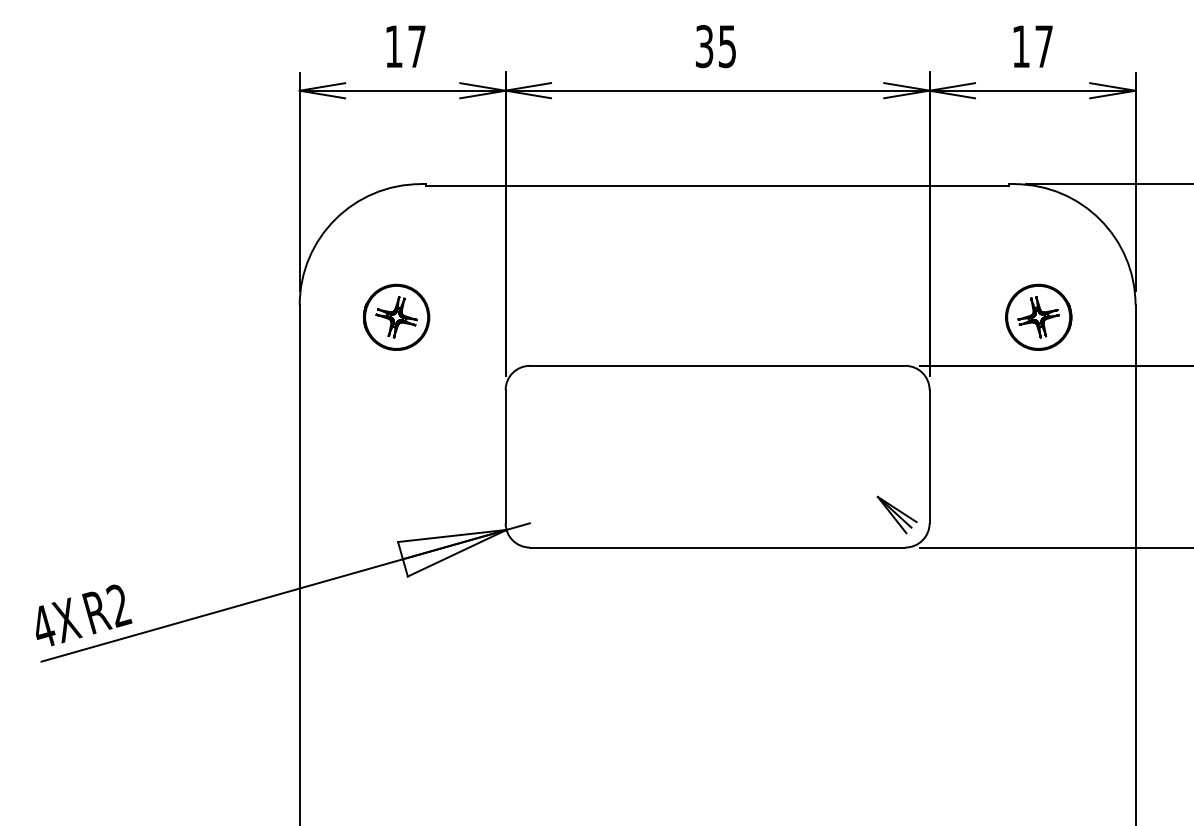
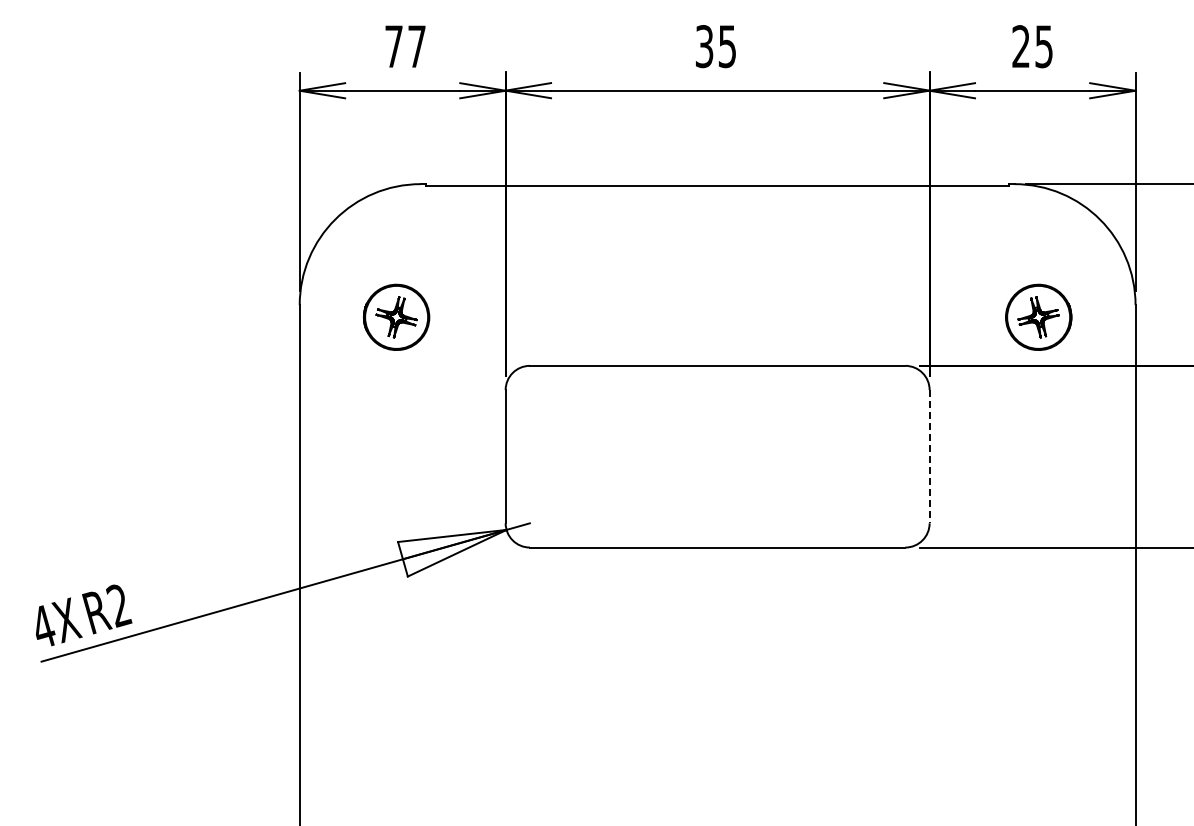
text: 17 -> 77 (393, 46)
text: 17 -> 25 (1032, 46)
line: solid -> dashed (929, 456)
part: present -> none (896, 514)
